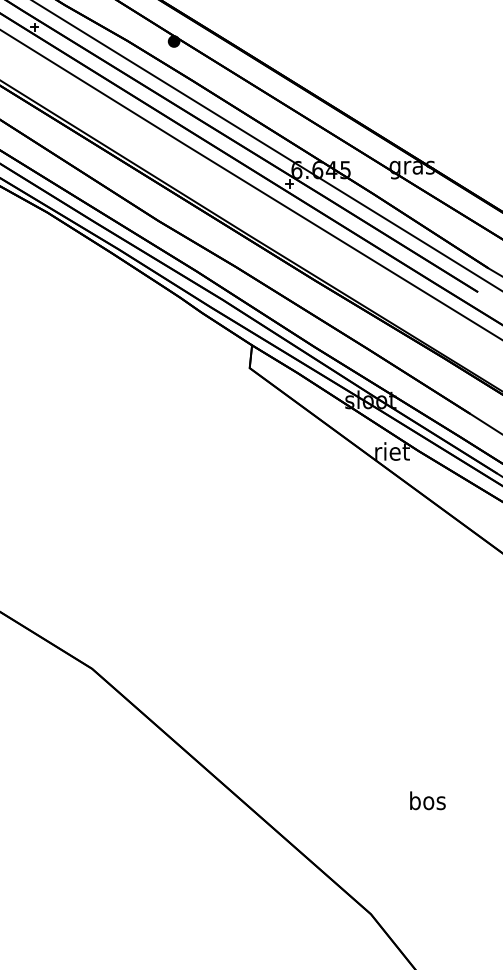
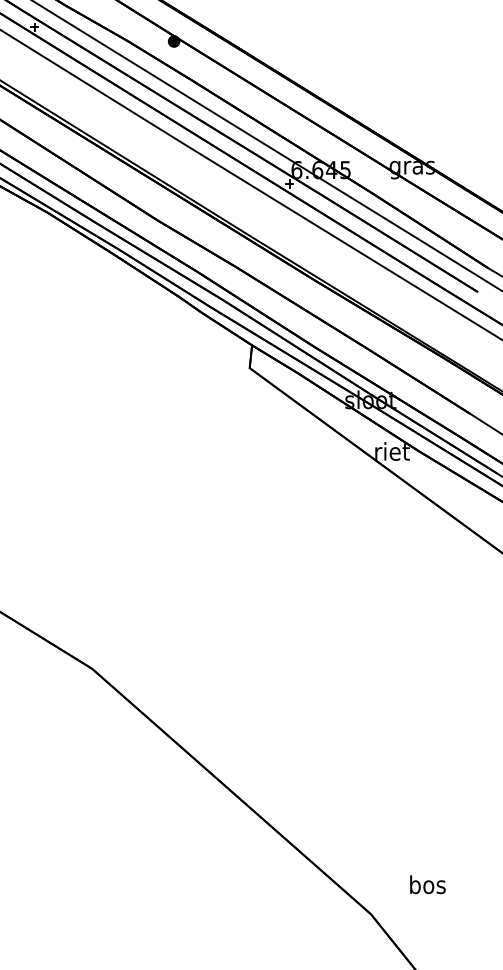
text position: (427, 800) -> (427, 884) (427, 884)
